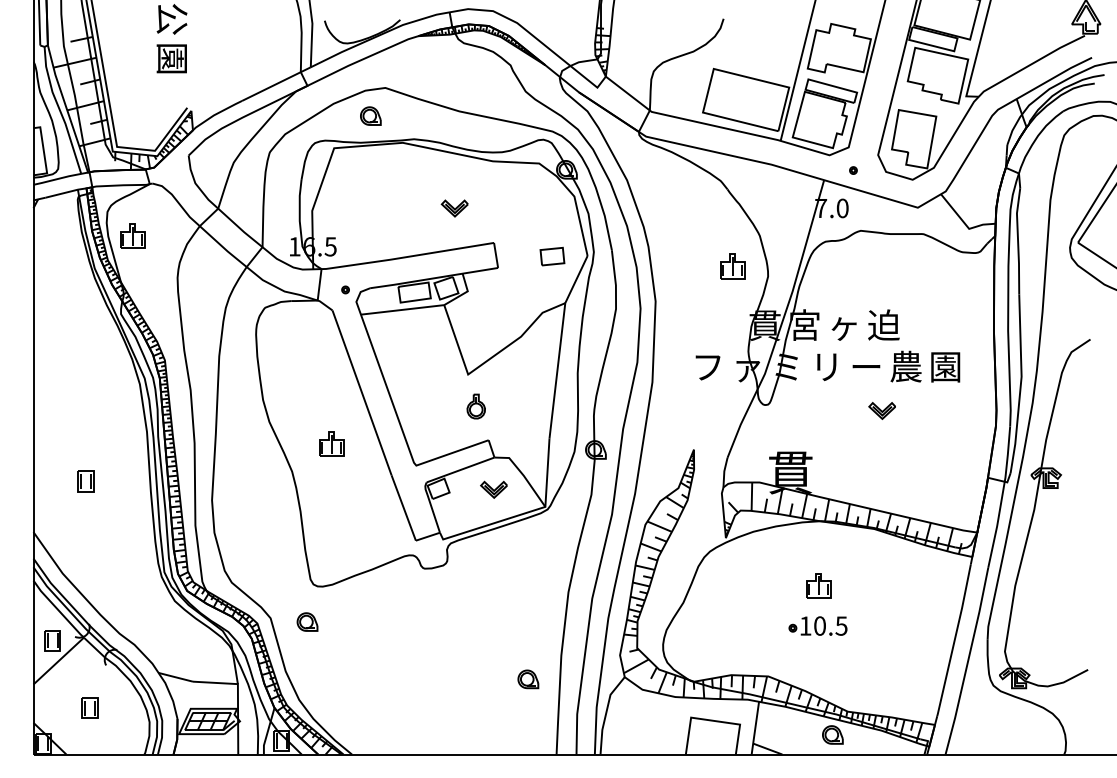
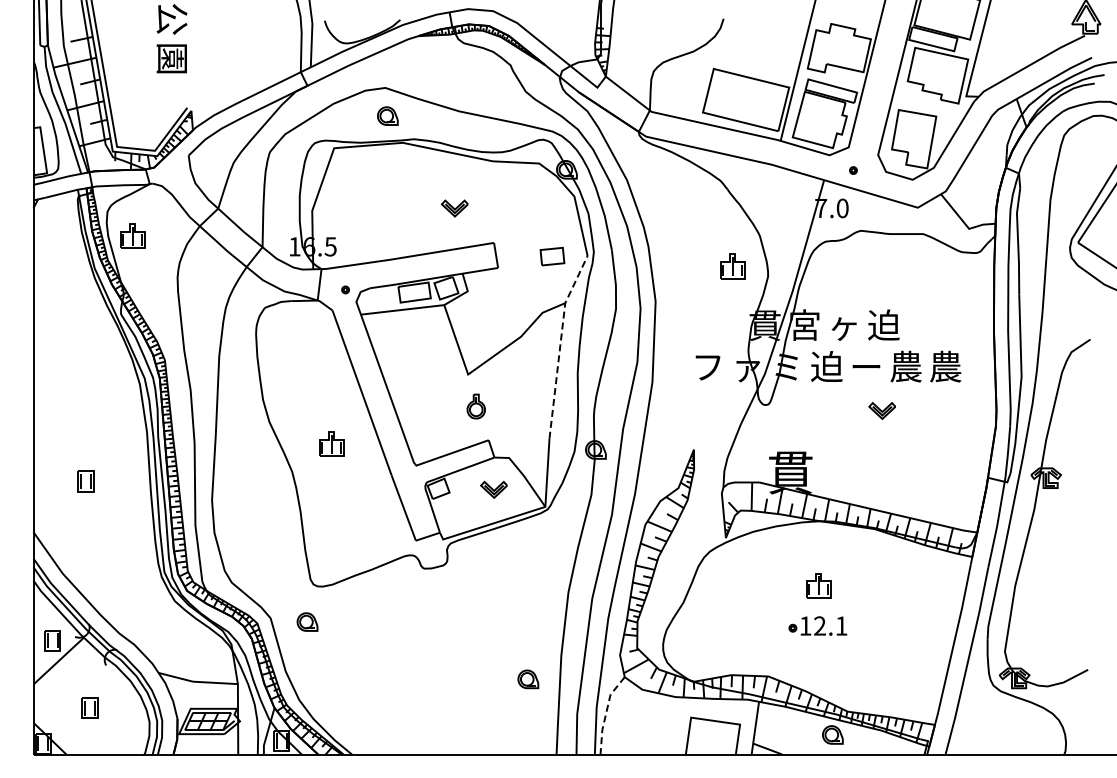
part position: (370, 115) -> (387, 115) (387, 115)
line: solid -> dashed (560, 343)
text: リ -> 迫 (826, 366)
text: 園 -> 農 (945, 366)
text: 10.5 -> 12.1 (830, 625)
line: solid -> dashed (606, 713)
